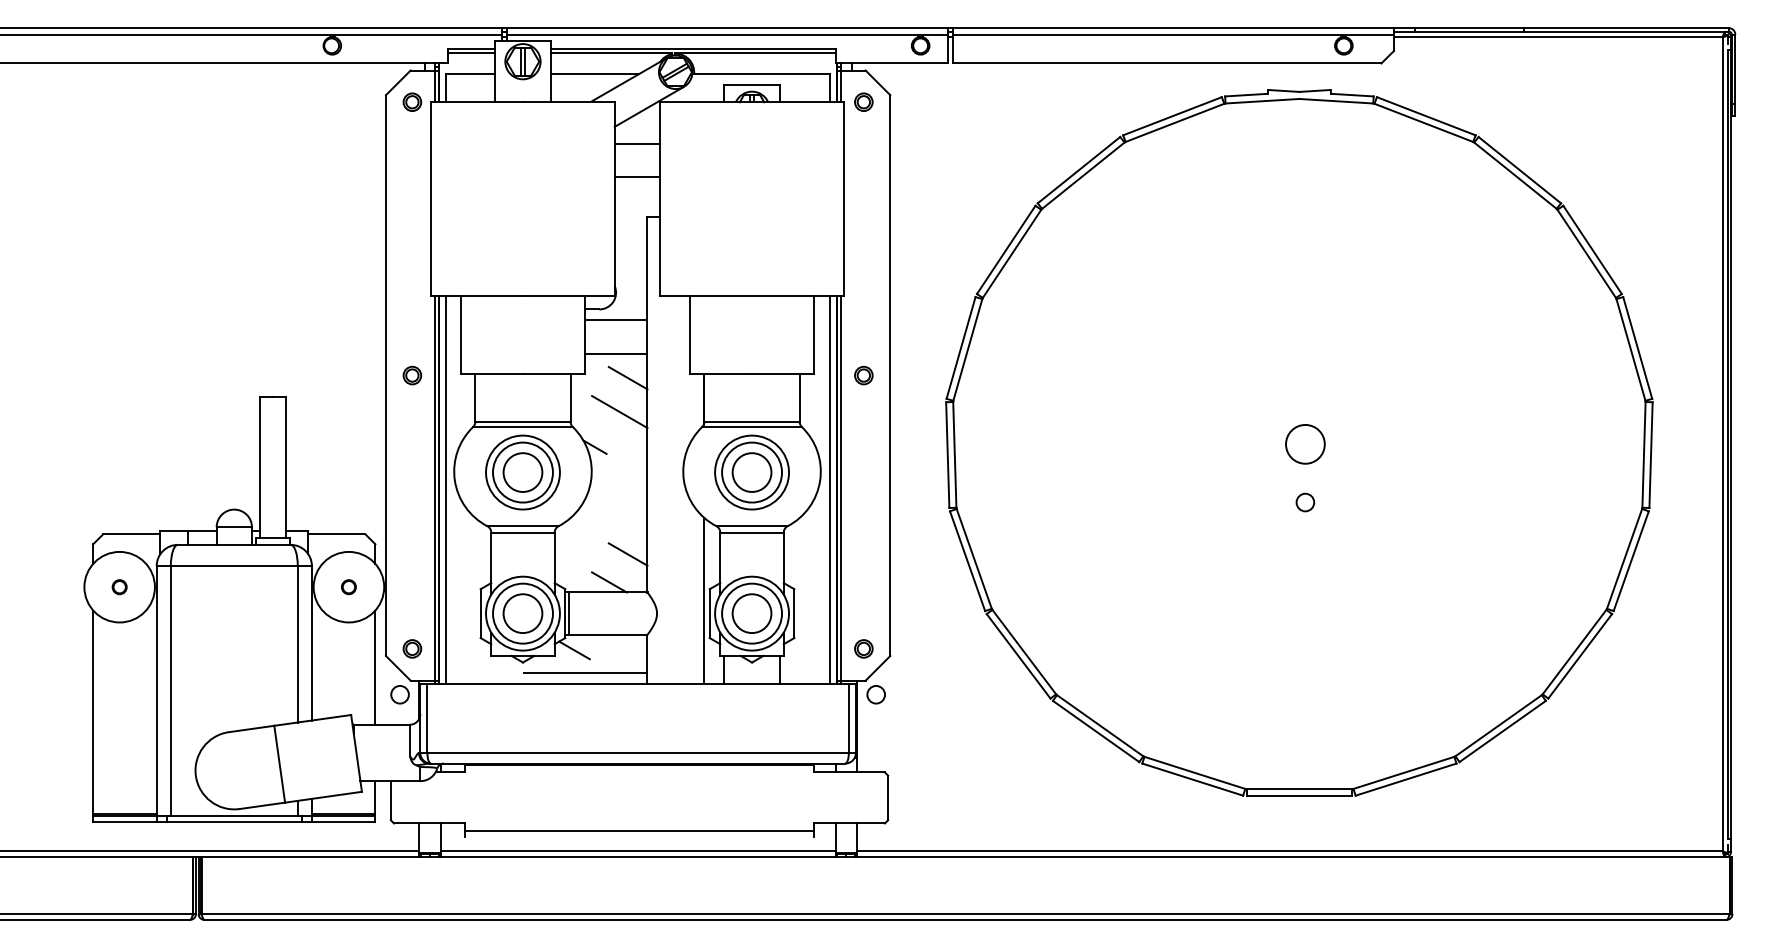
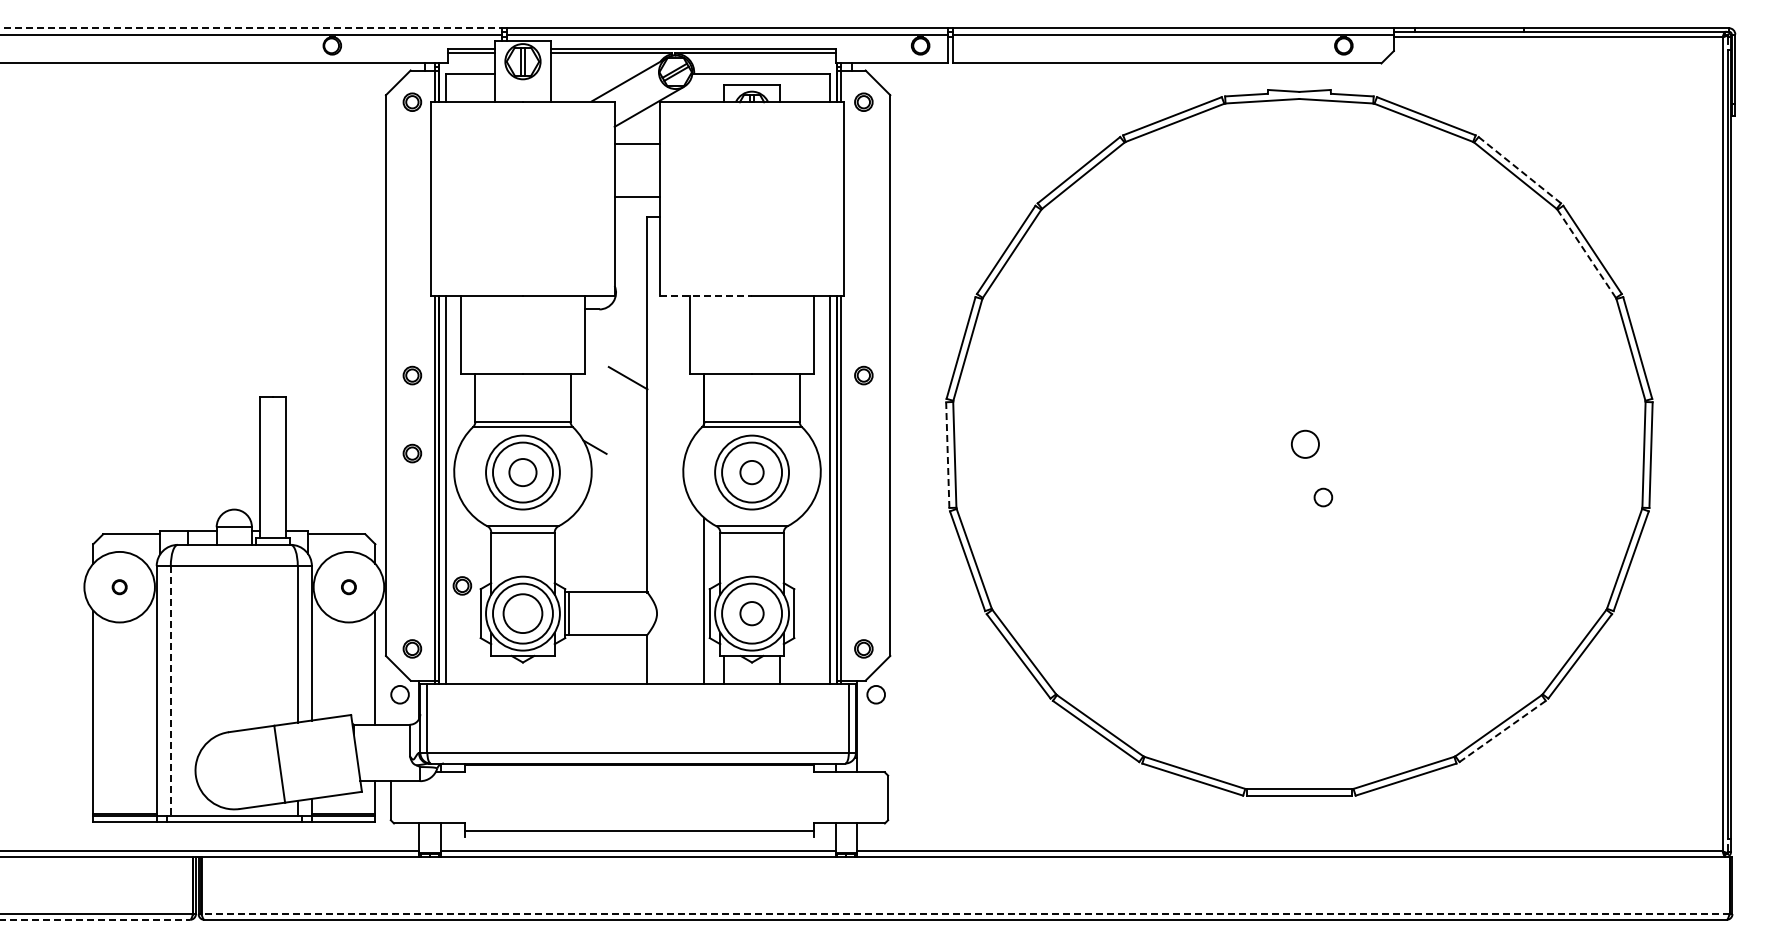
line: solid -> dashed (251, 28)
line: present -> none (595, 74)
line: solid -> dashed (1519, 170)
line position: (637, 177) -> (637, 197) (637, 197)
line: solid -> dashed (1586, 253)
line: solid -> dashed (706, 296)
line: present -> none (615, 320)
line: present -> none (615, 353)
line: present -> none (619, 412)
circle diameter: 39 px -> 27 px (1304, 443)
part: none -> present (412, 453)
line: solid -> dashed (947, 455)
circle diameter: 39 px -> 27 px (522, 472)
circle diameter: 39 px -> 23 px (751, 472)
circle position: (1305, 502) -> (1323, 497) (1323, 497)
line: present -> none (627, 554)
line: present -> none (609, 582)
part: none -> present (462, 585)
circle diameter: 39 px -> 23 px (751, 613)
line: present -> none (574, 650)
line: present -> none (585, 672)
line: solid -> dashed (170, 691)
line: solid -> dashed (1502, 731)
line: solid -> dashed (965, 914)
line: solid -> dashed (95, 919)
